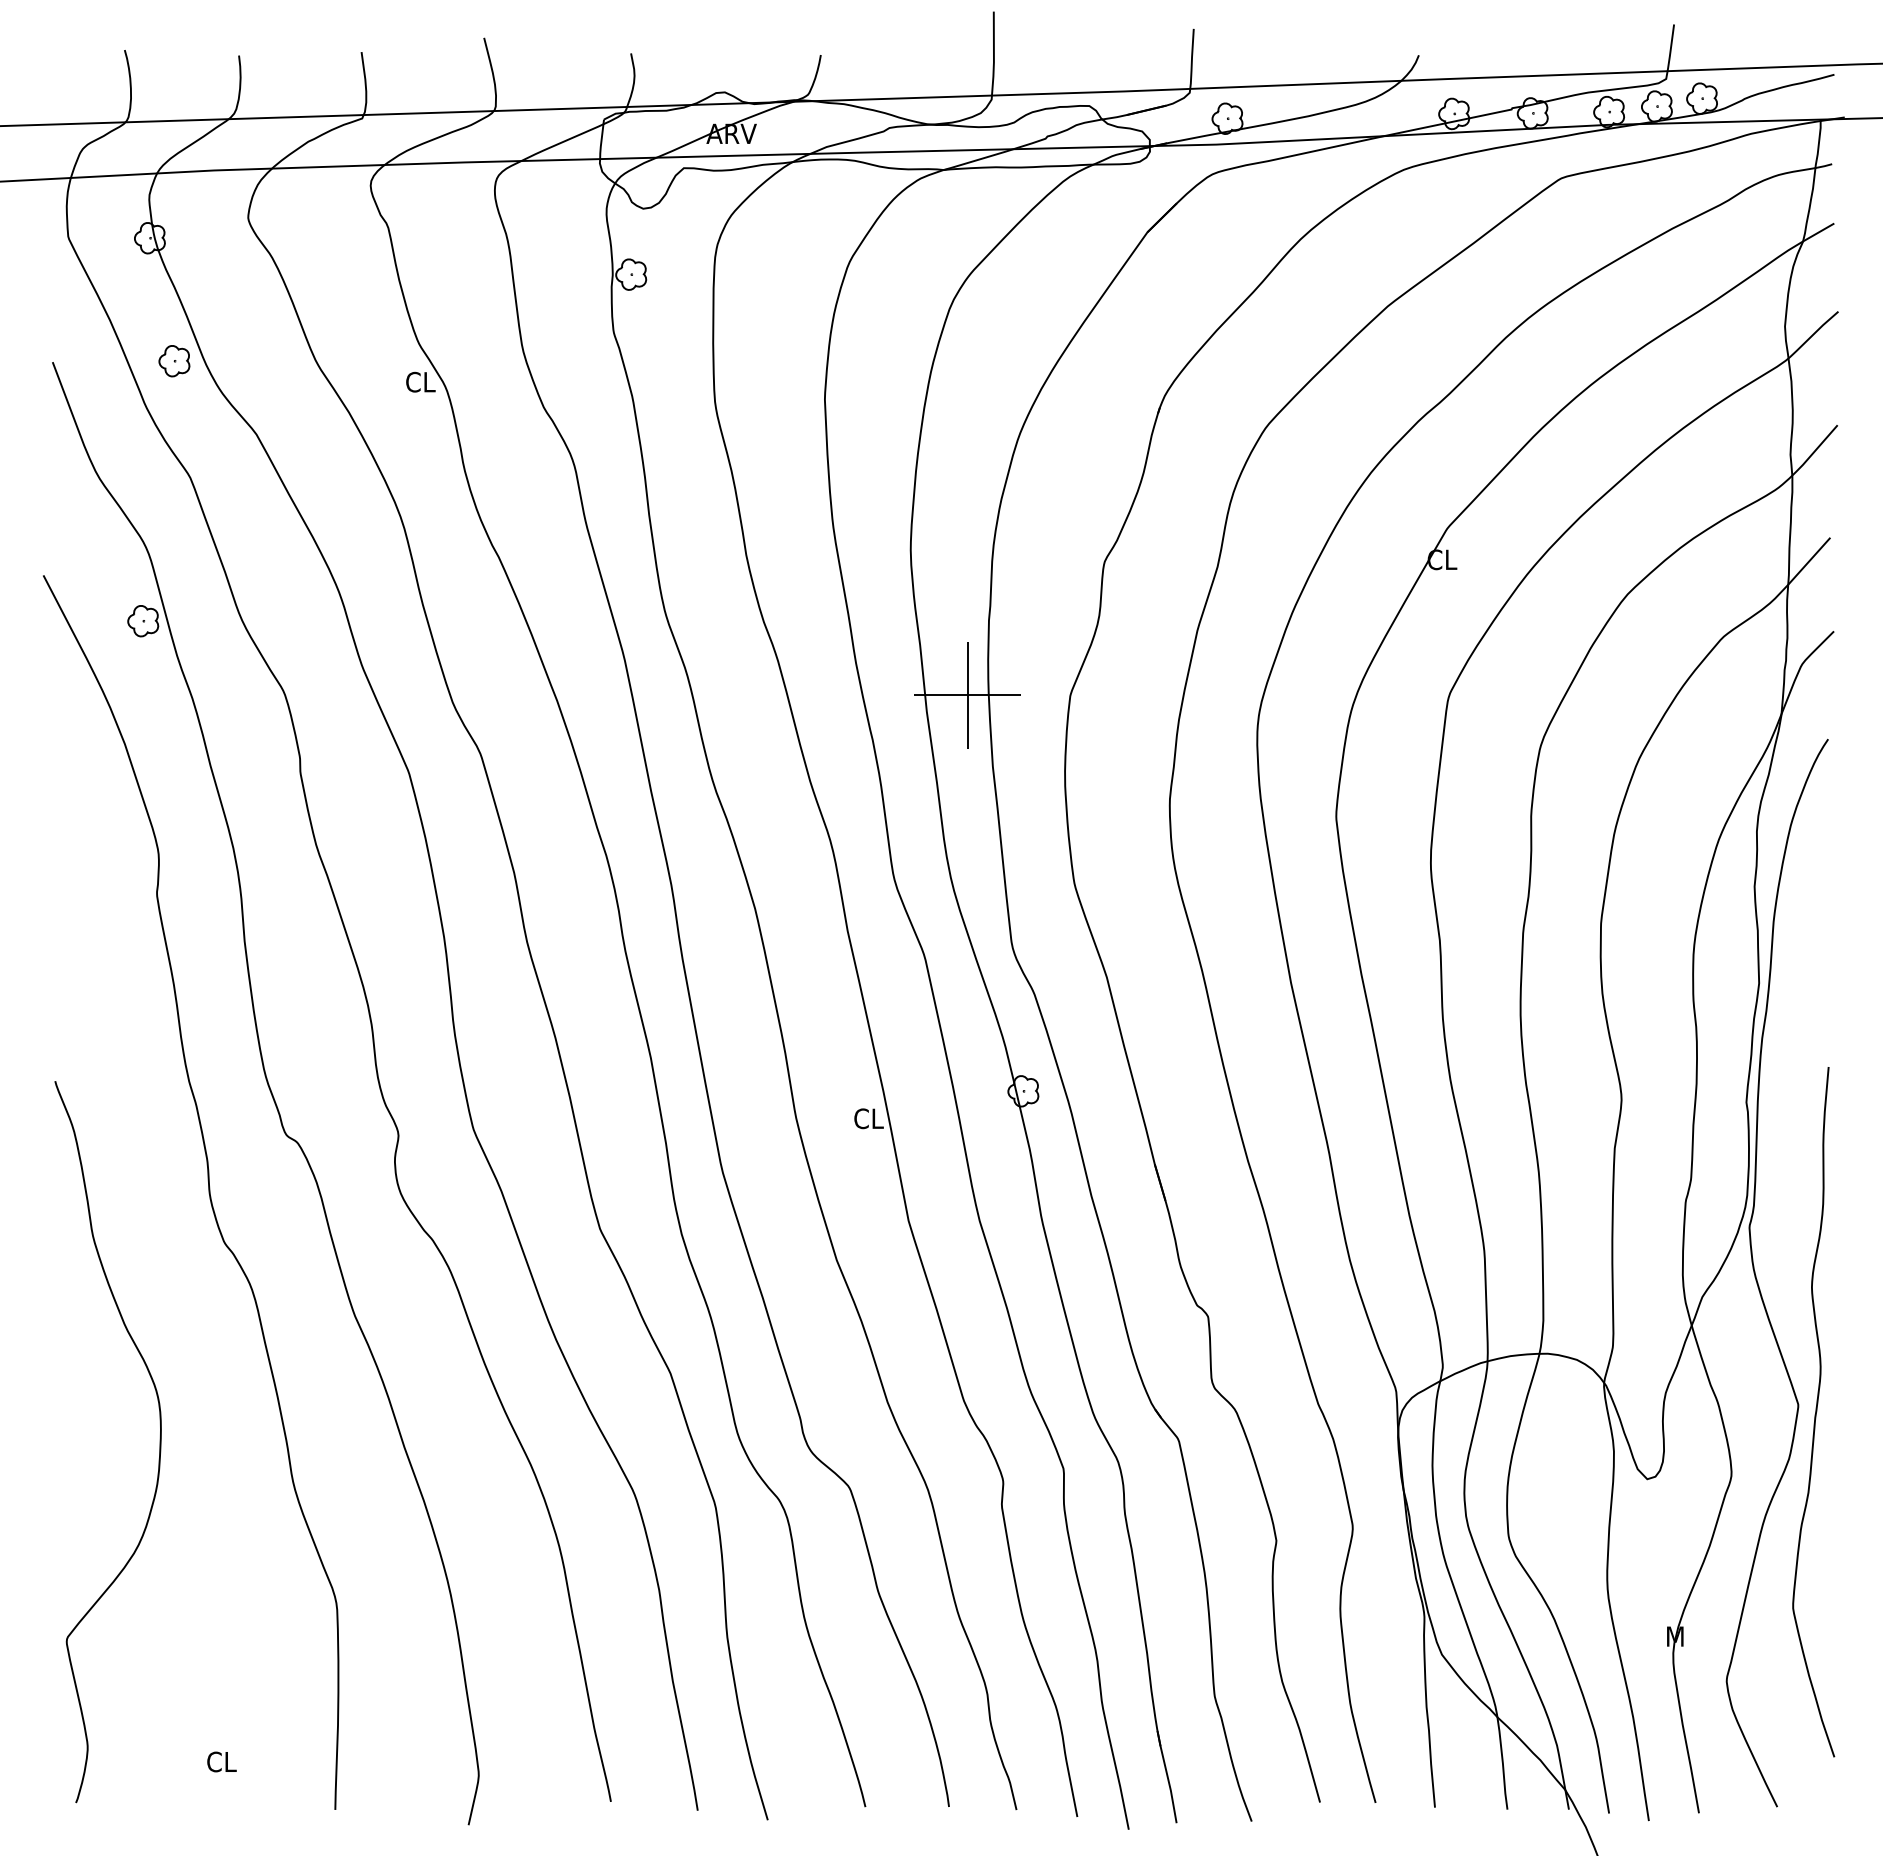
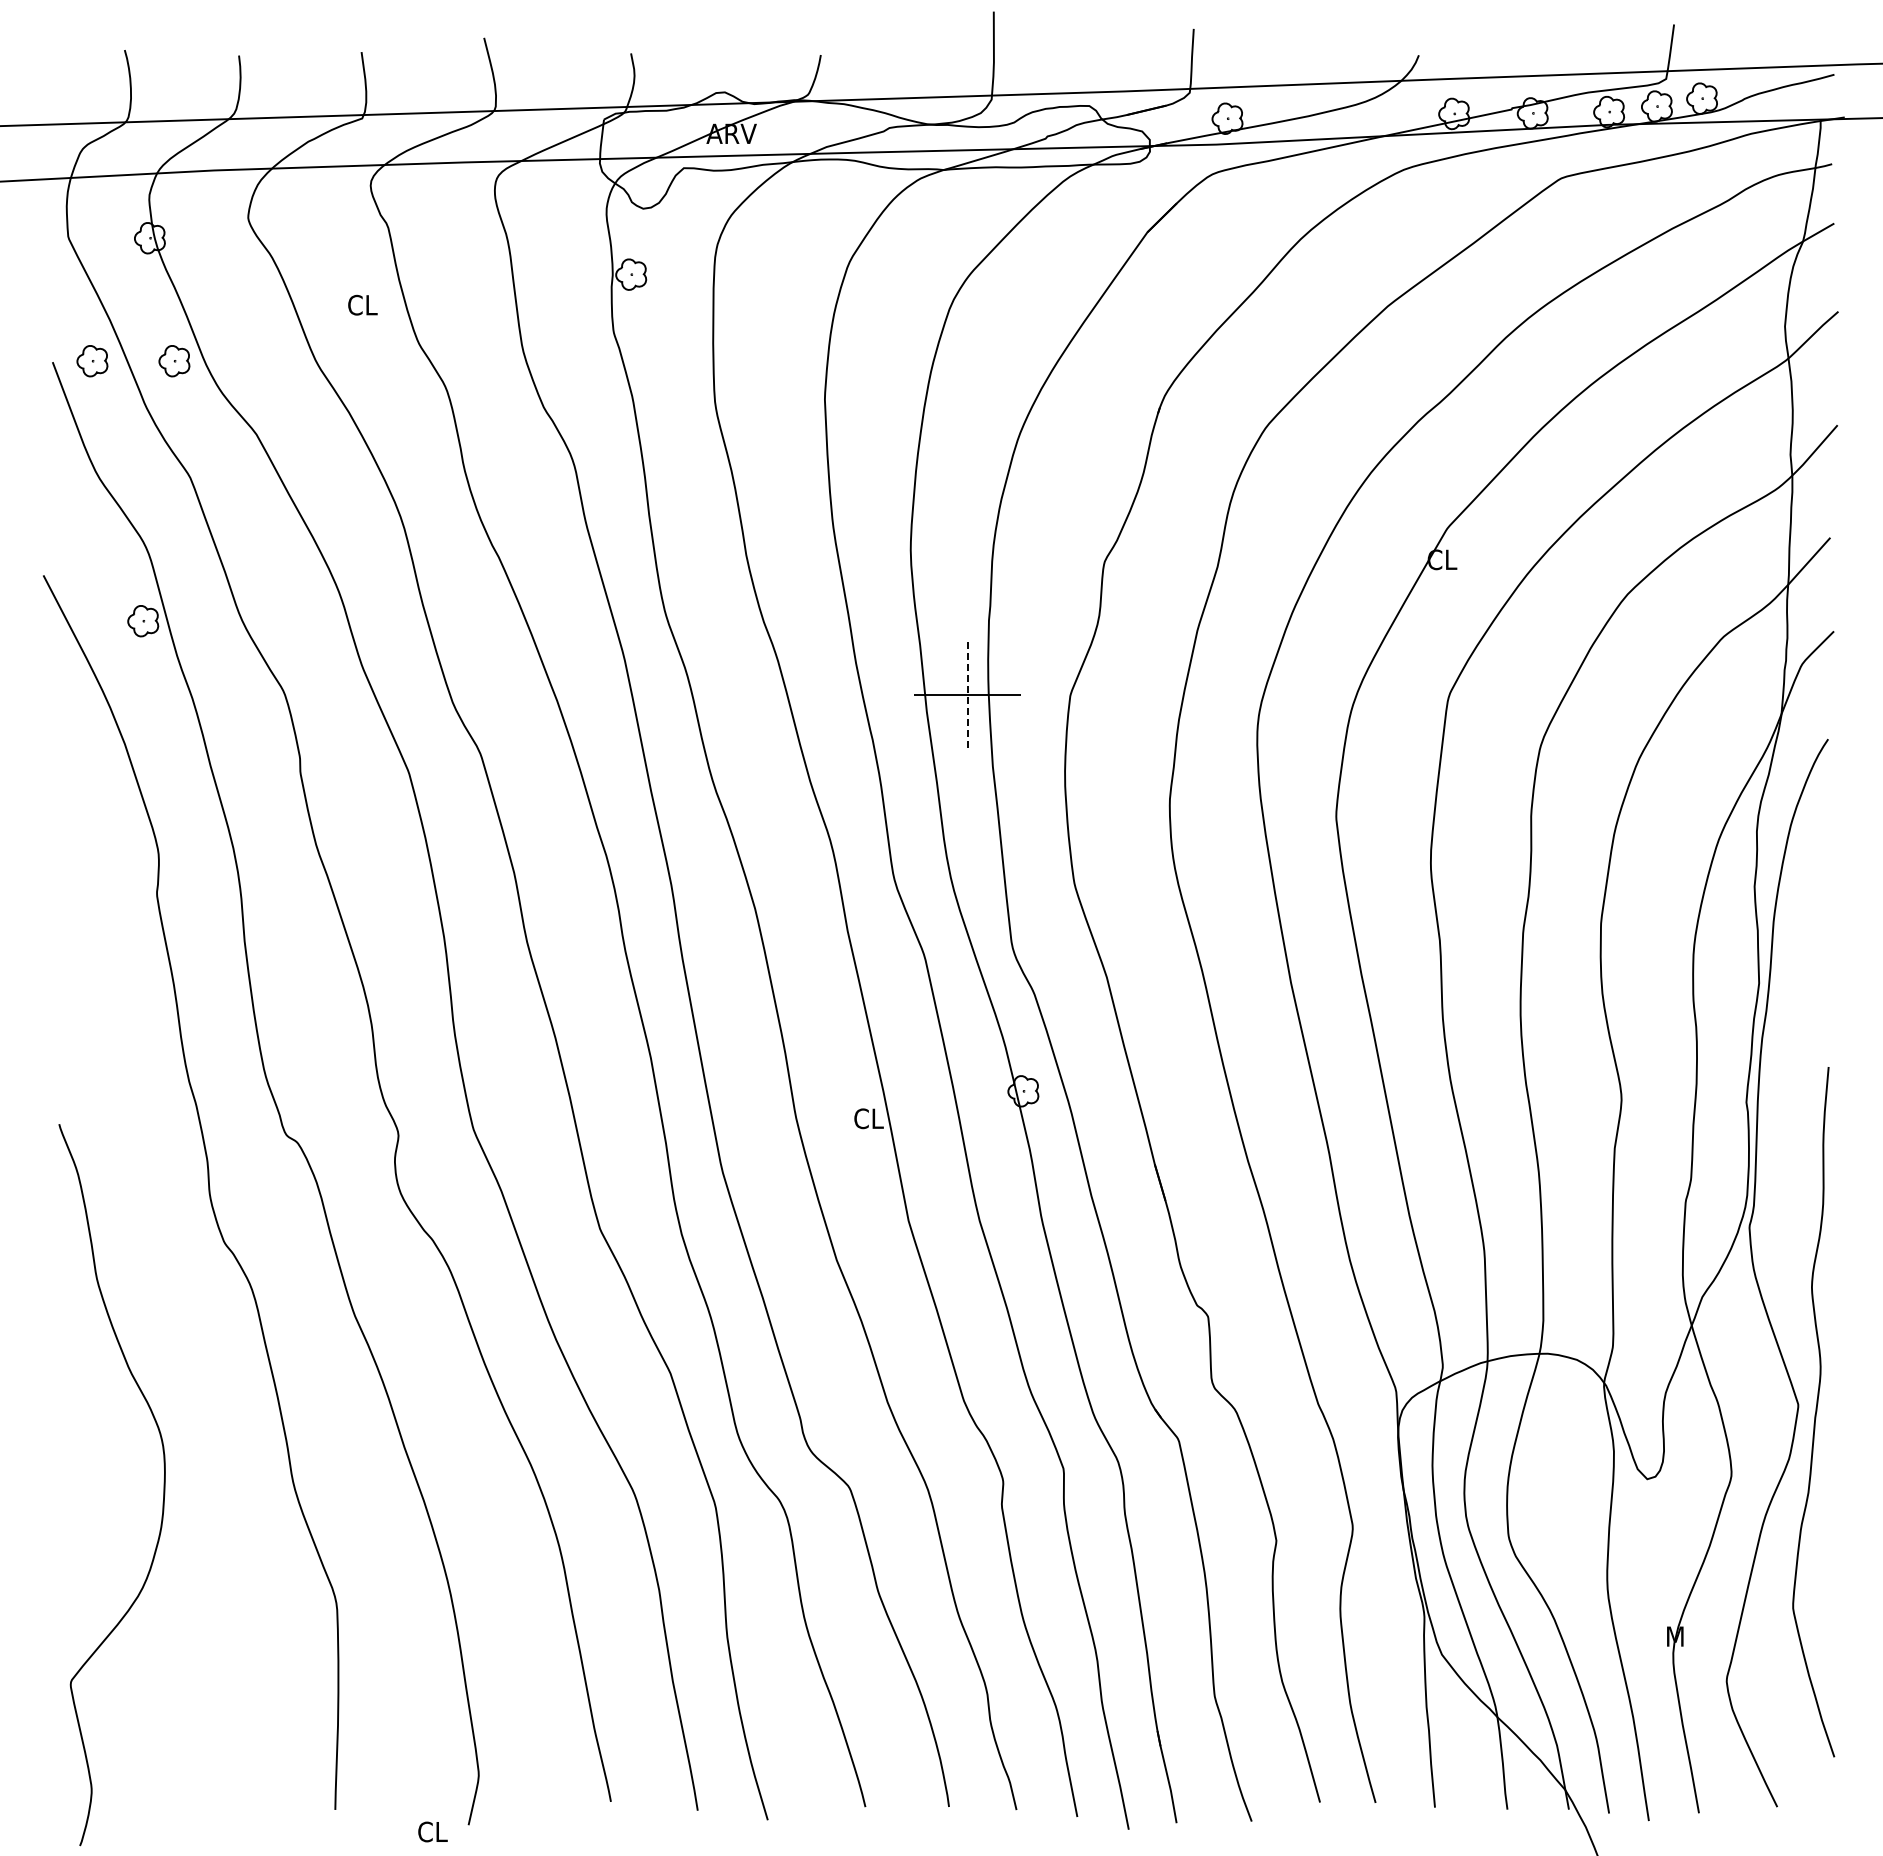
part: none -> present (92, 361)
text position: (420, 381) -> (362, 304) (362, 304)
line: solid -> dashed (967, 695)
curve position: (159, 1442) -> (163, 1485) (163, 1485)
text position: (221, 1761) -> (432, 1831) (432, 1831)
